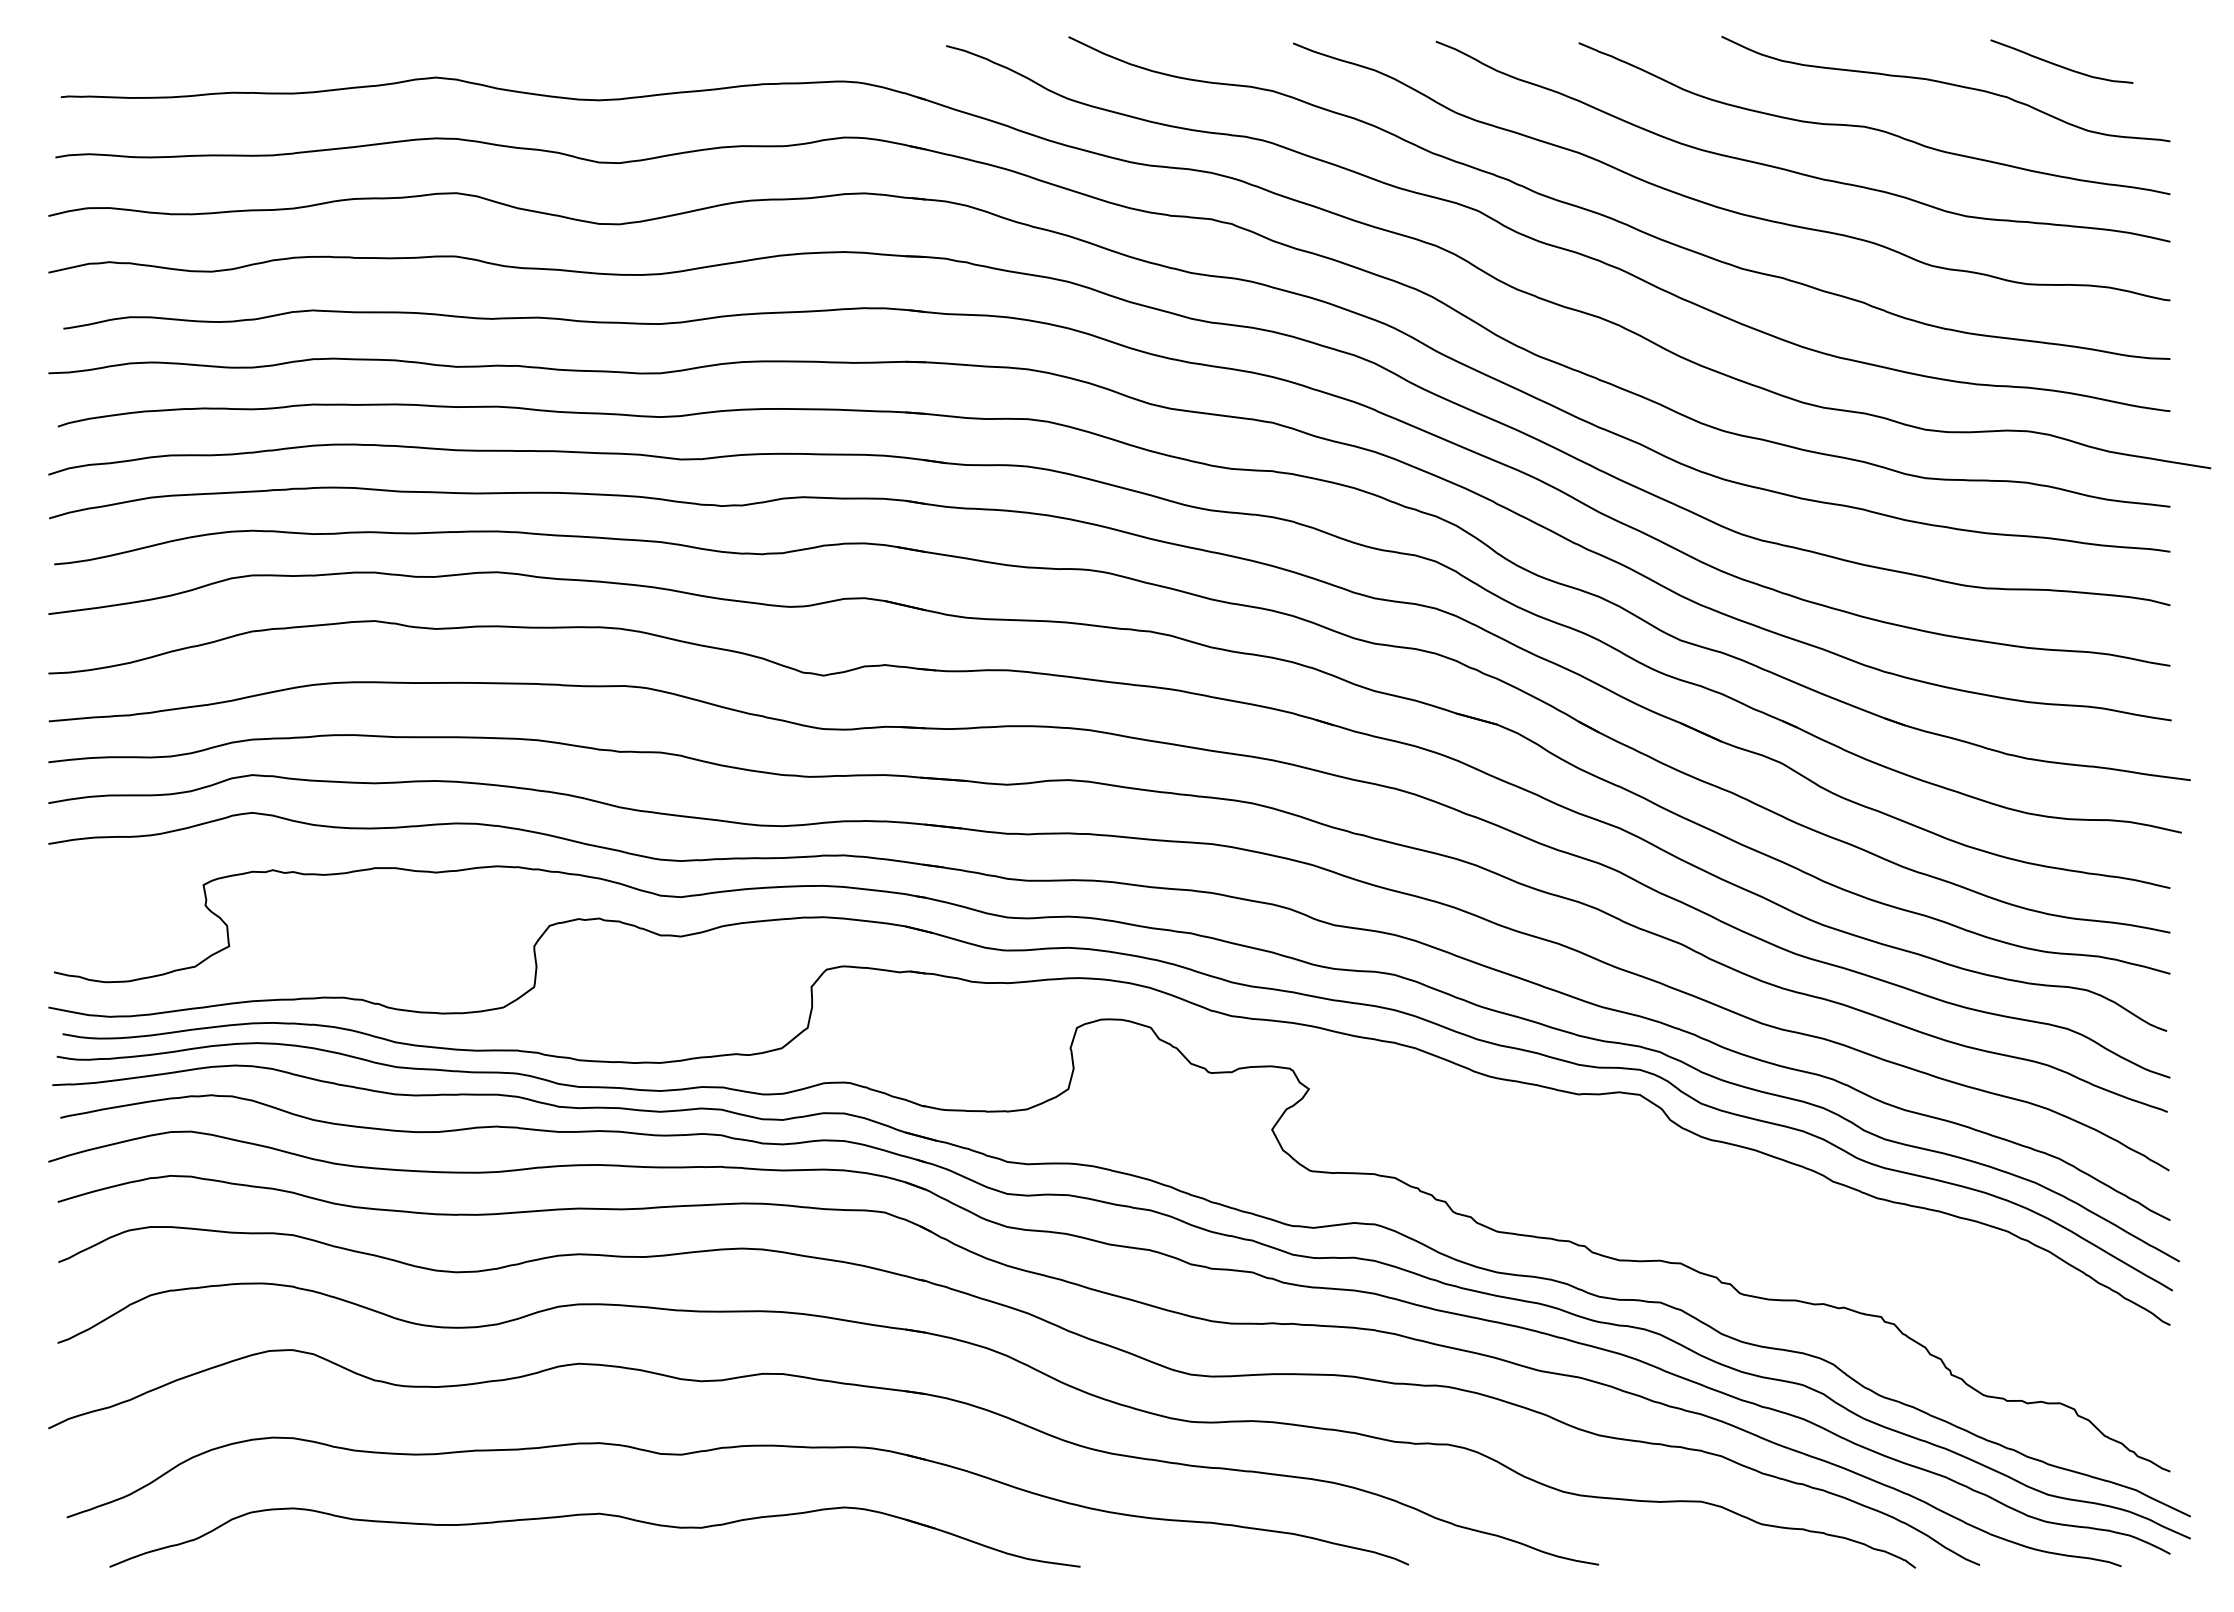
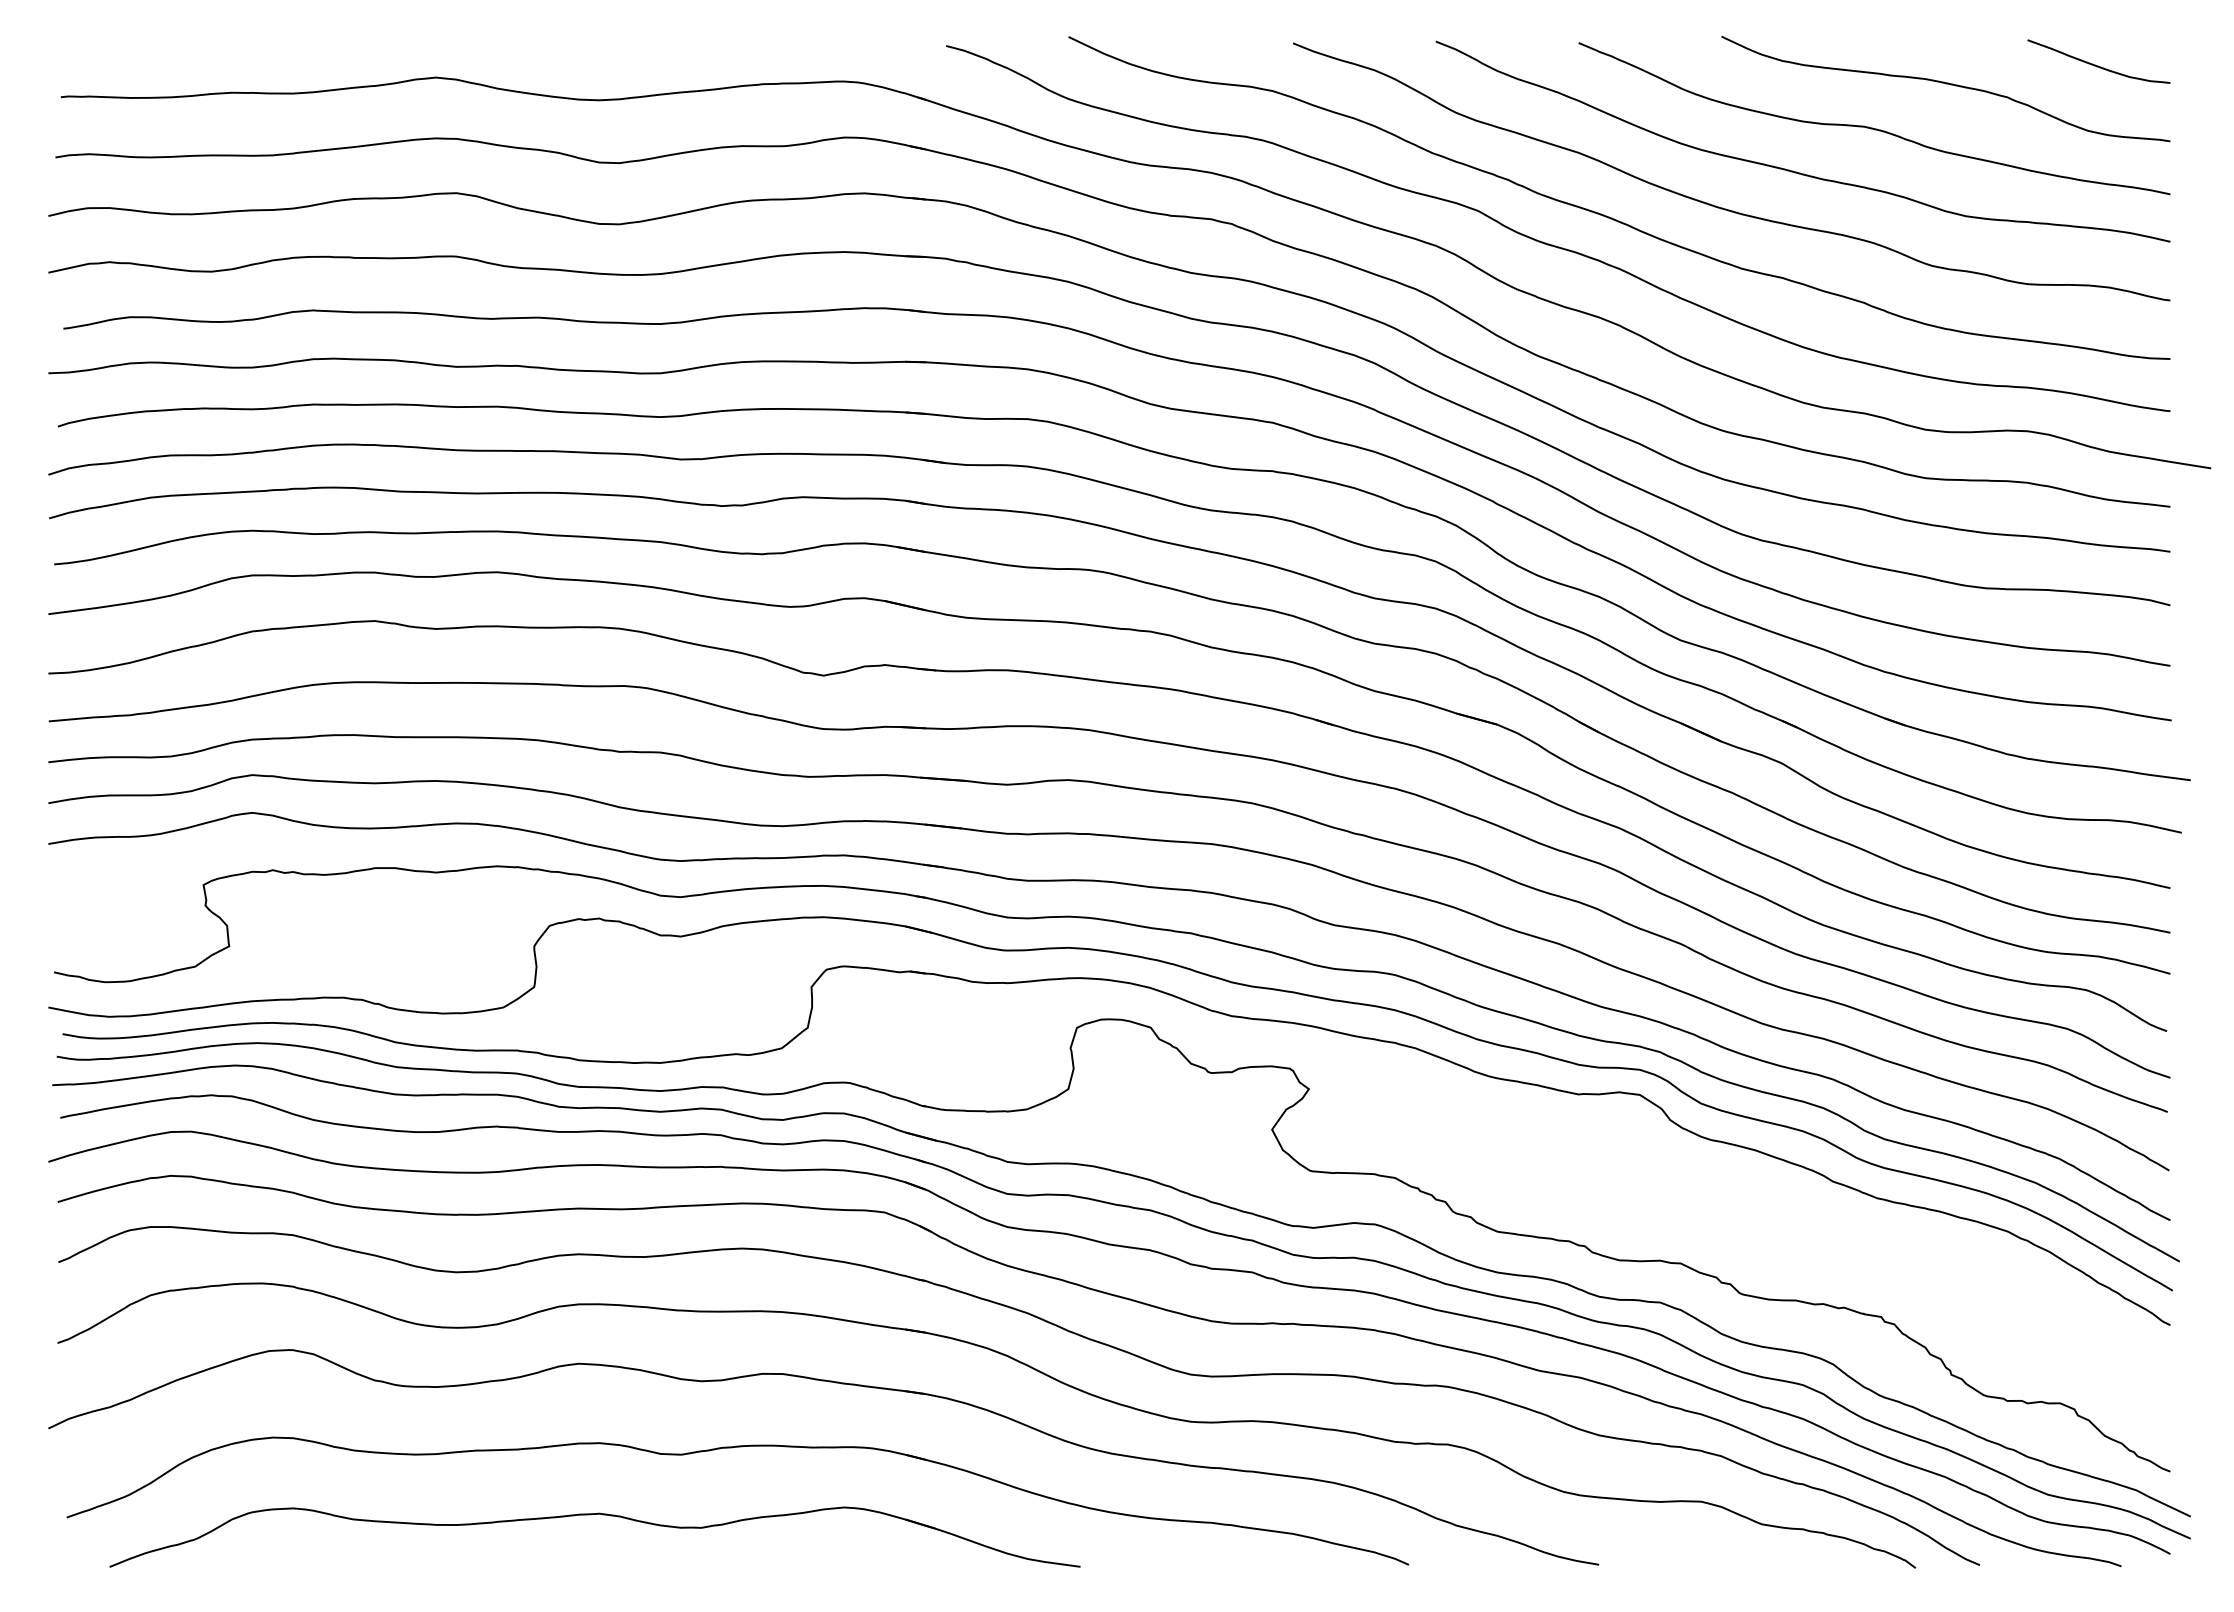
curve position: (2061, 65) -> (2098, 65) (2098, 65)
